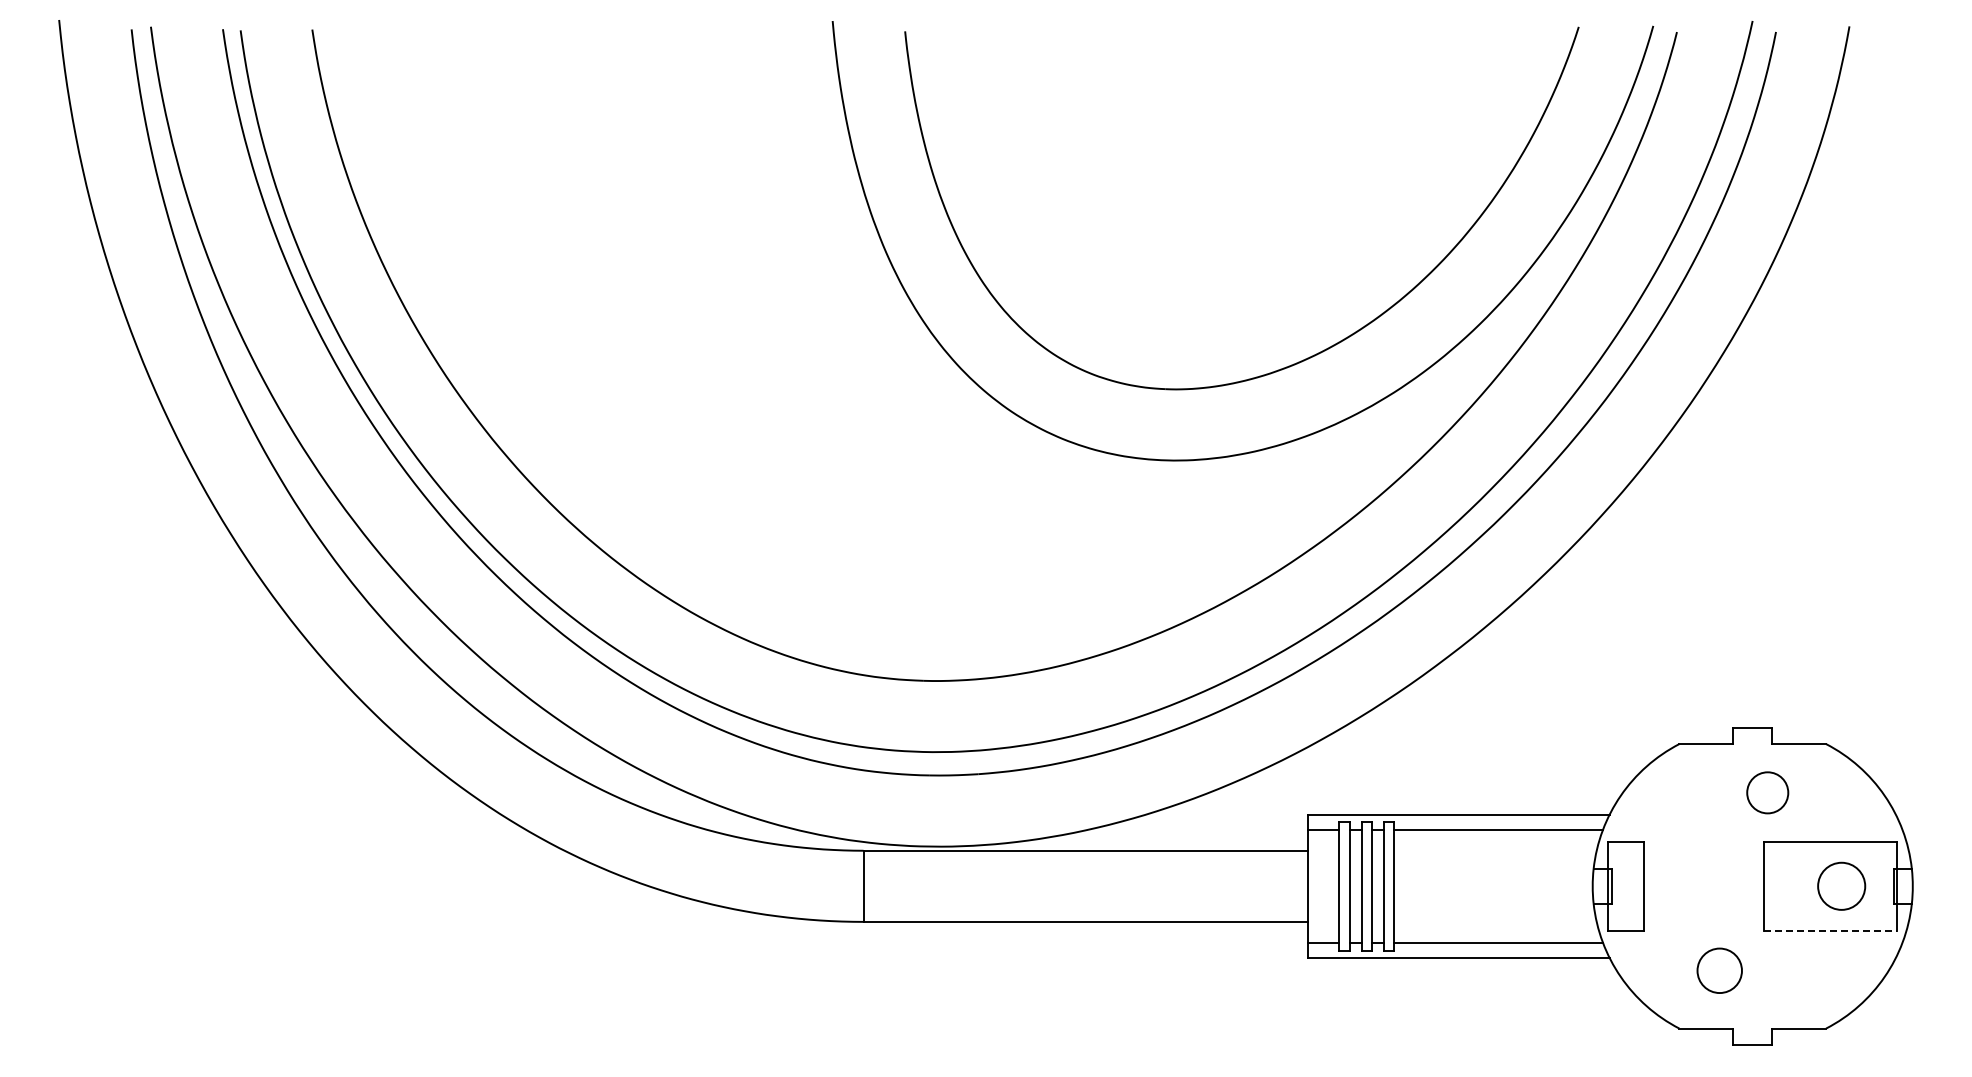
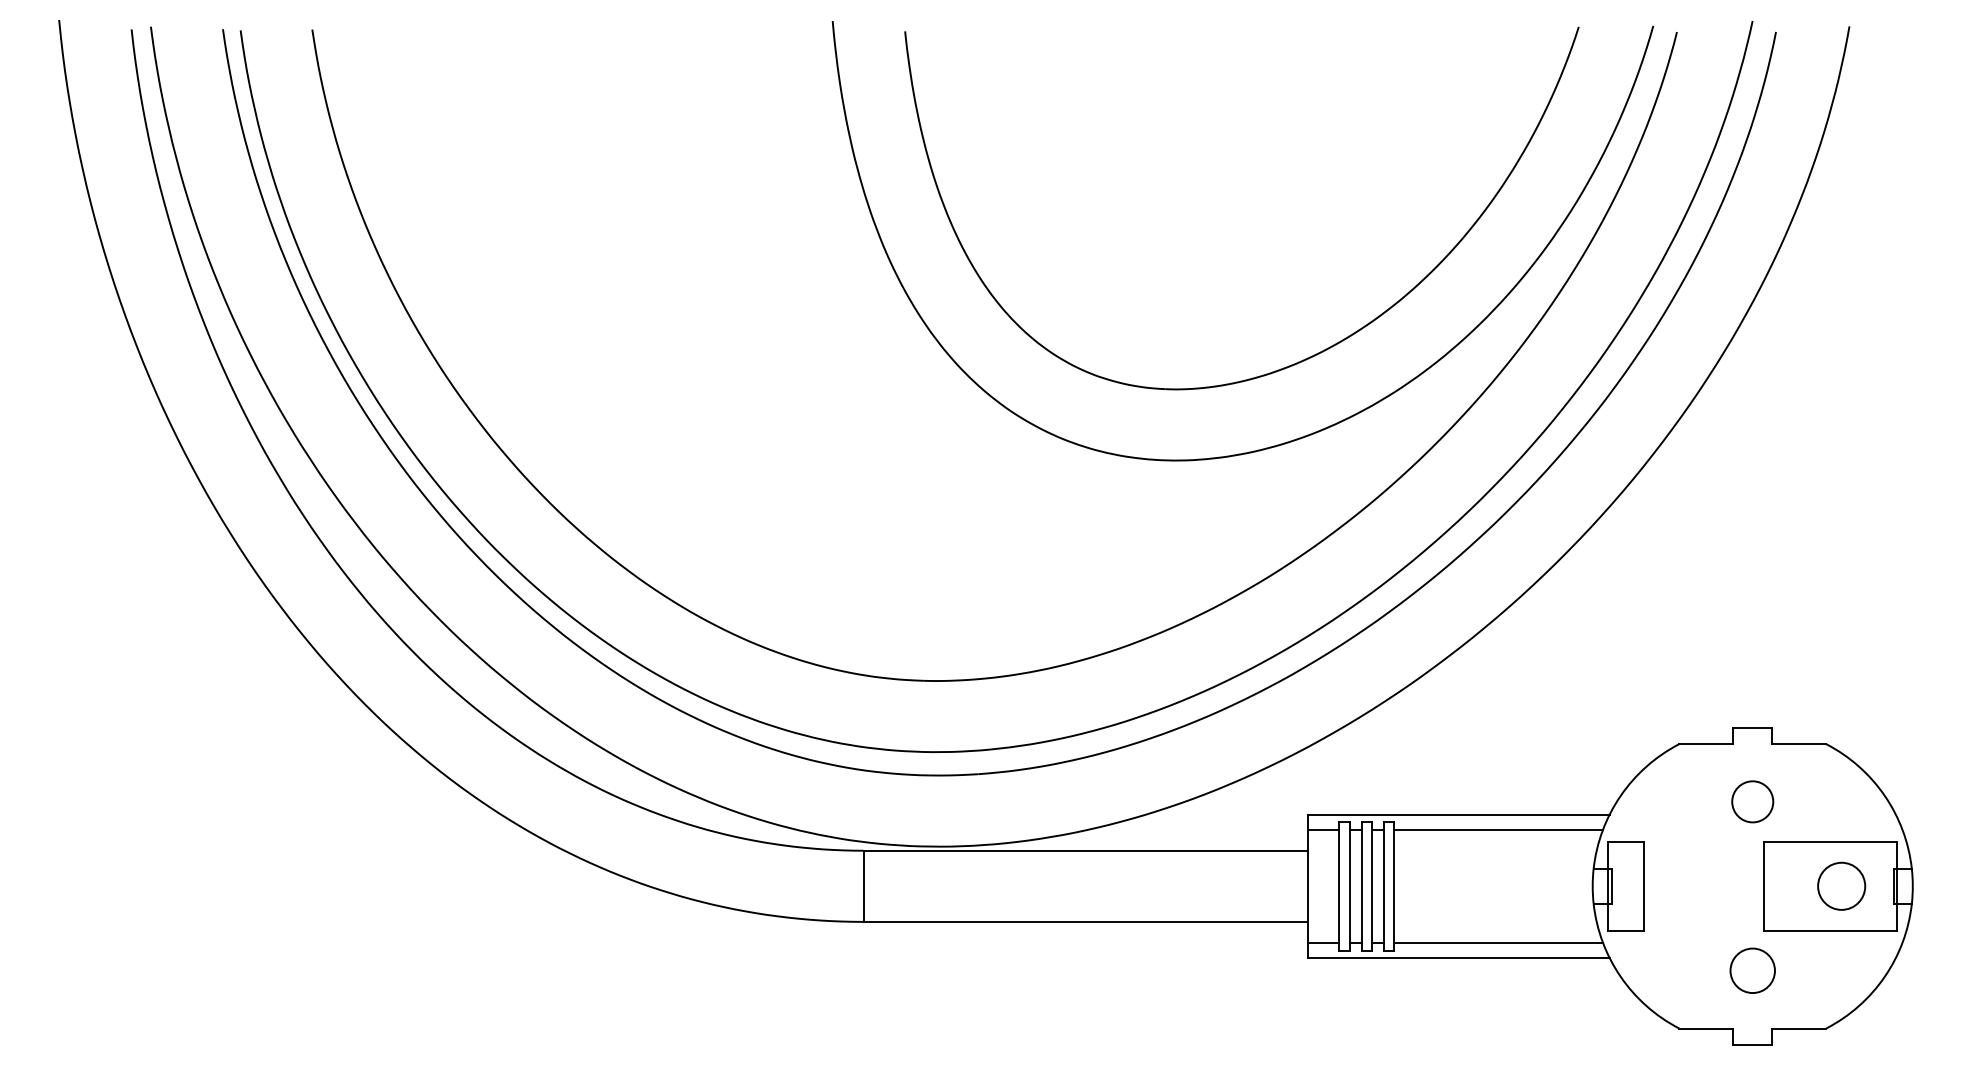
circle position: (1767, 792) -> (1752, 801) (1752, 801)
line: dashed -> solid (1830, 930)
circle position: (1719, 970) -> (1752, 970) (1752, 970)
